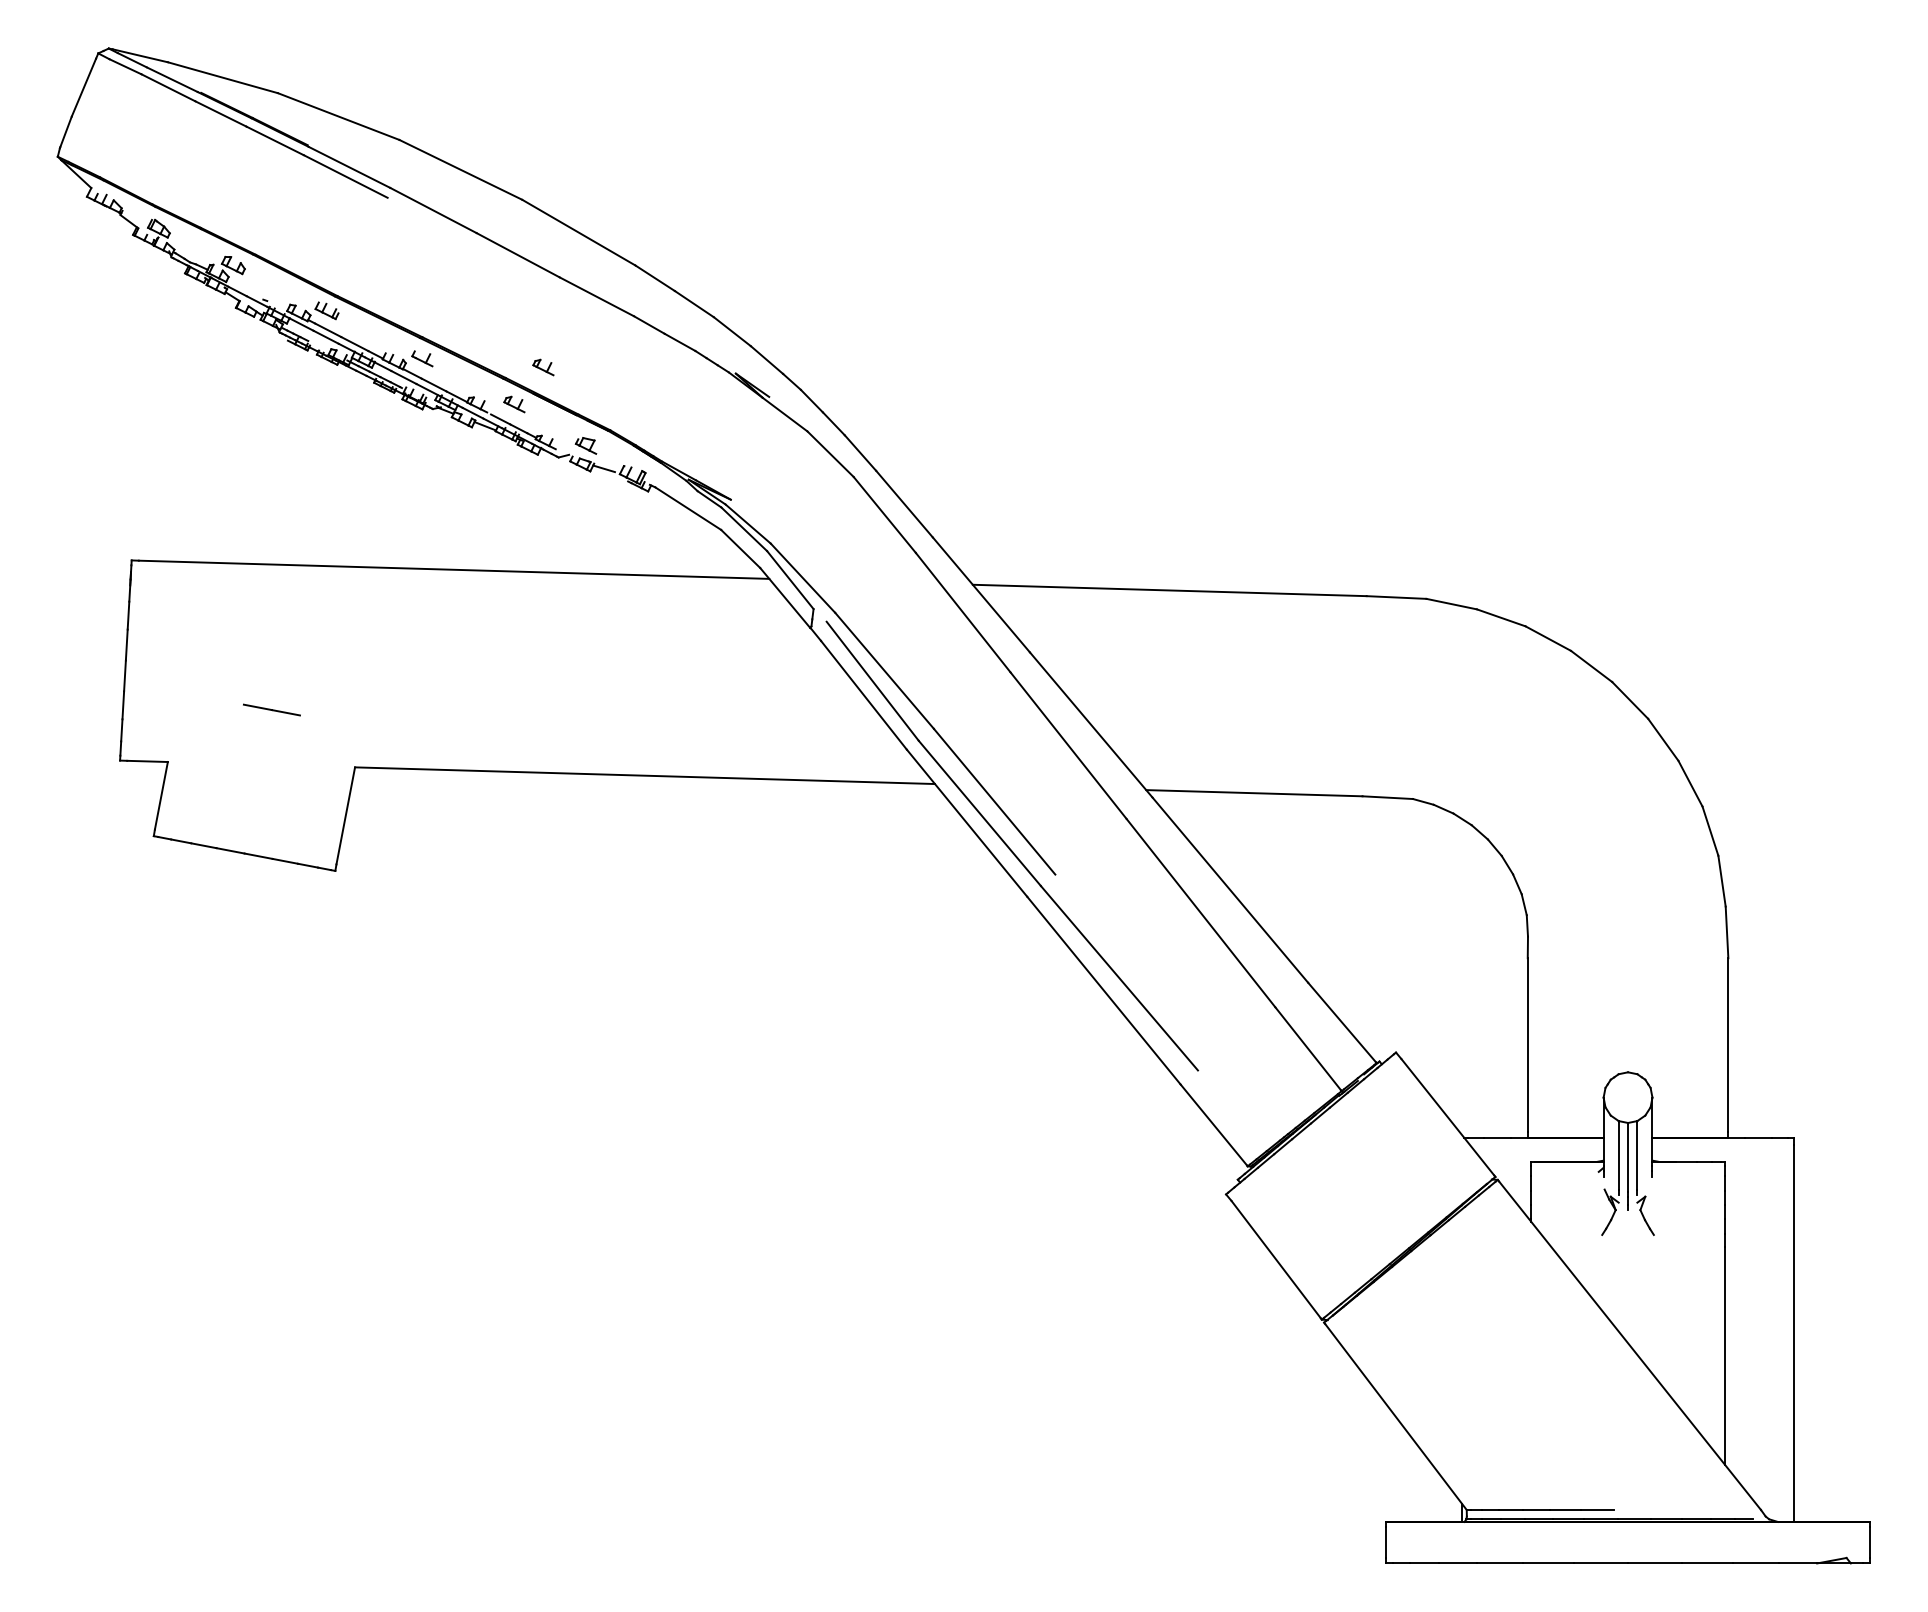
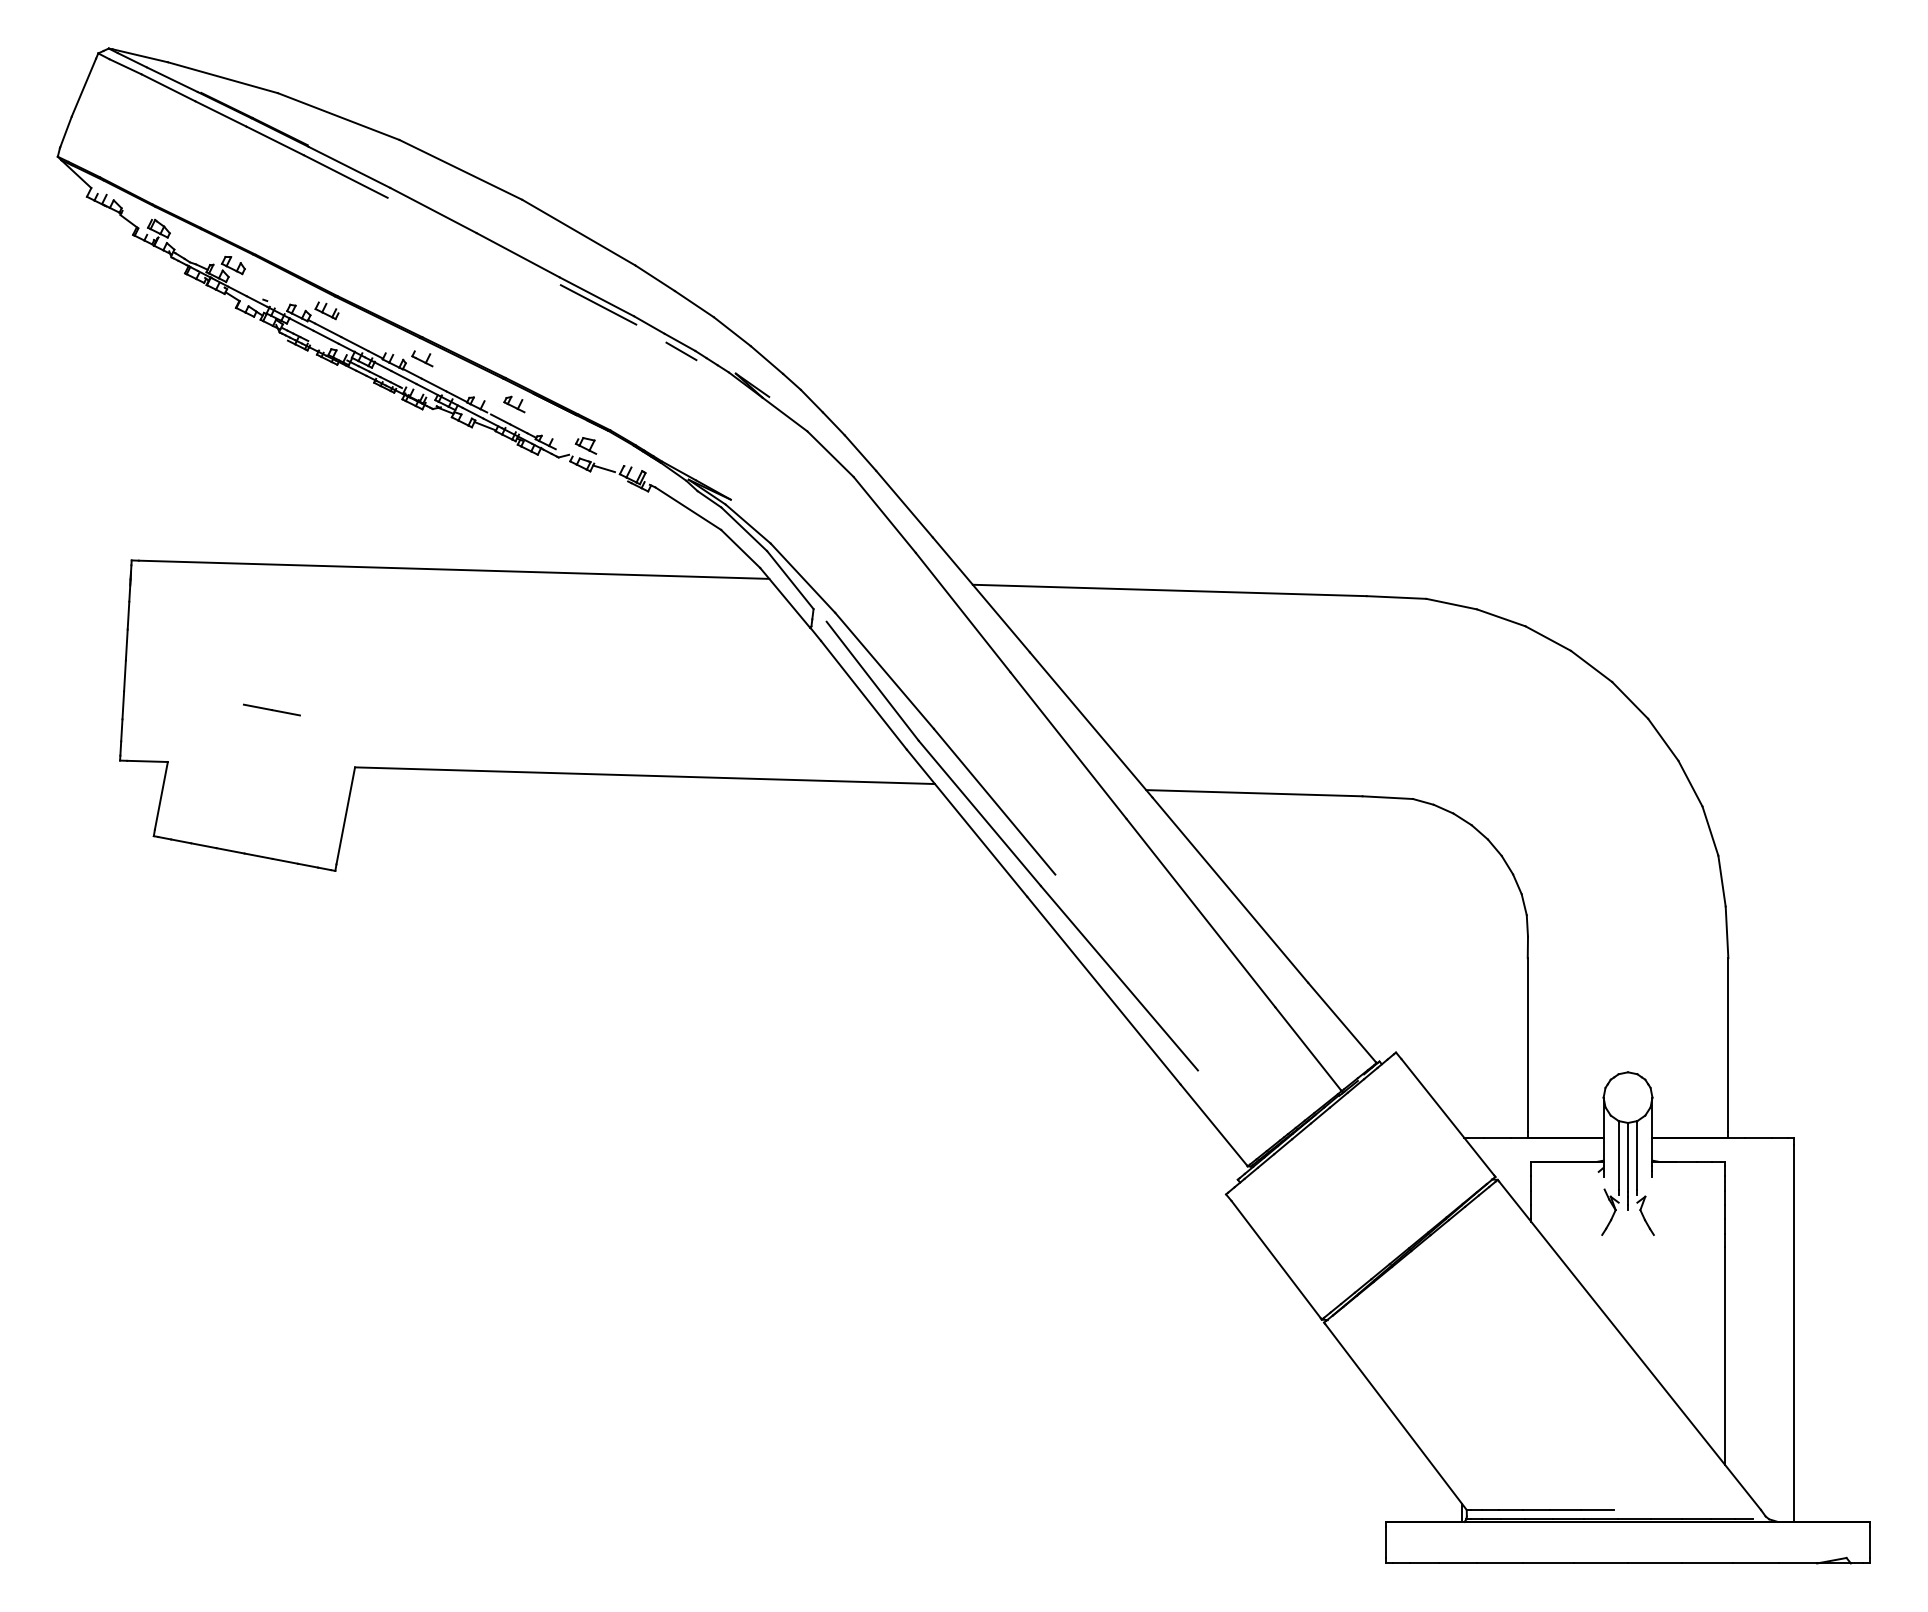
line: none -> present (598, 304)
line: none -> present (681, 351)
part: present -> none (543, 367)
